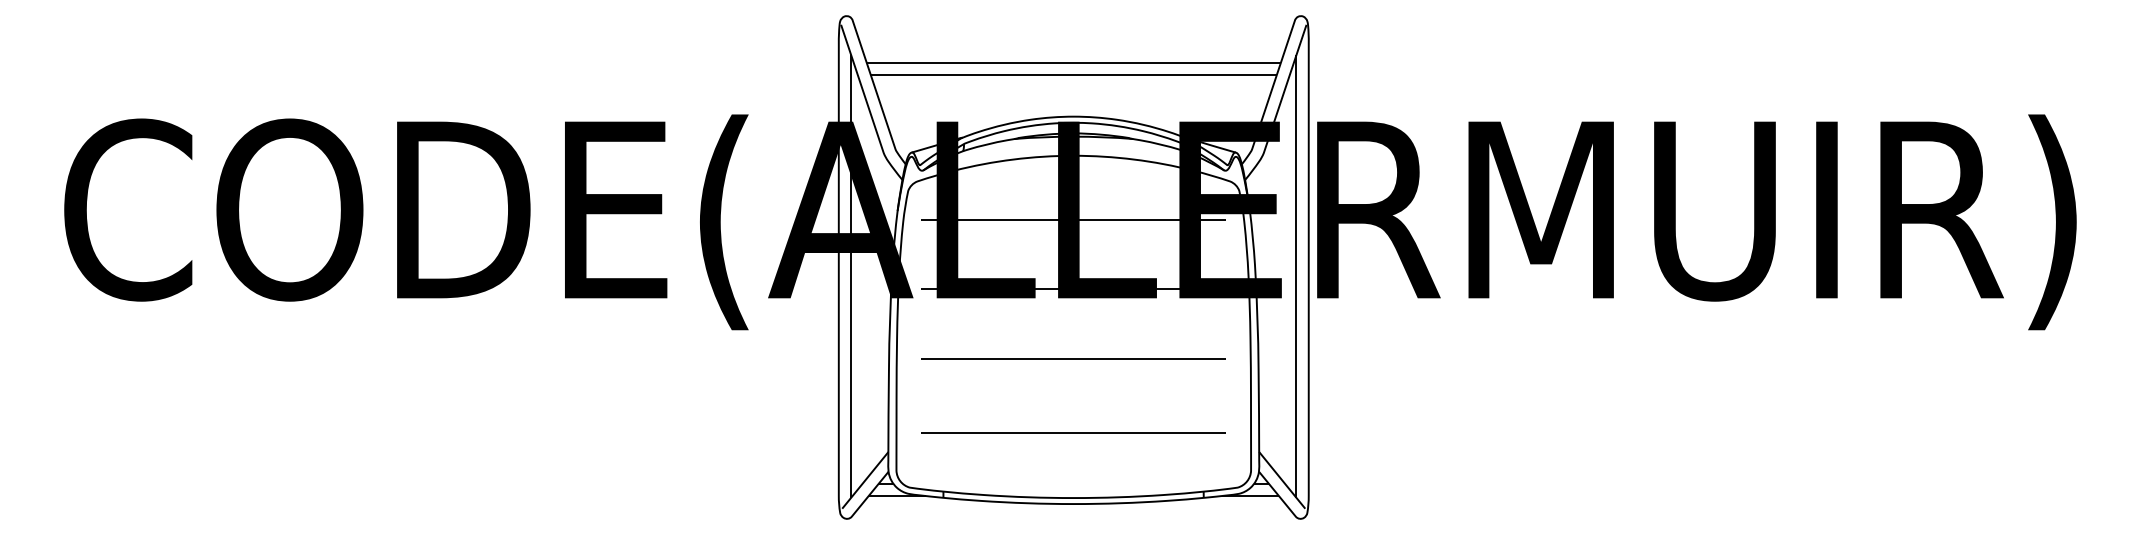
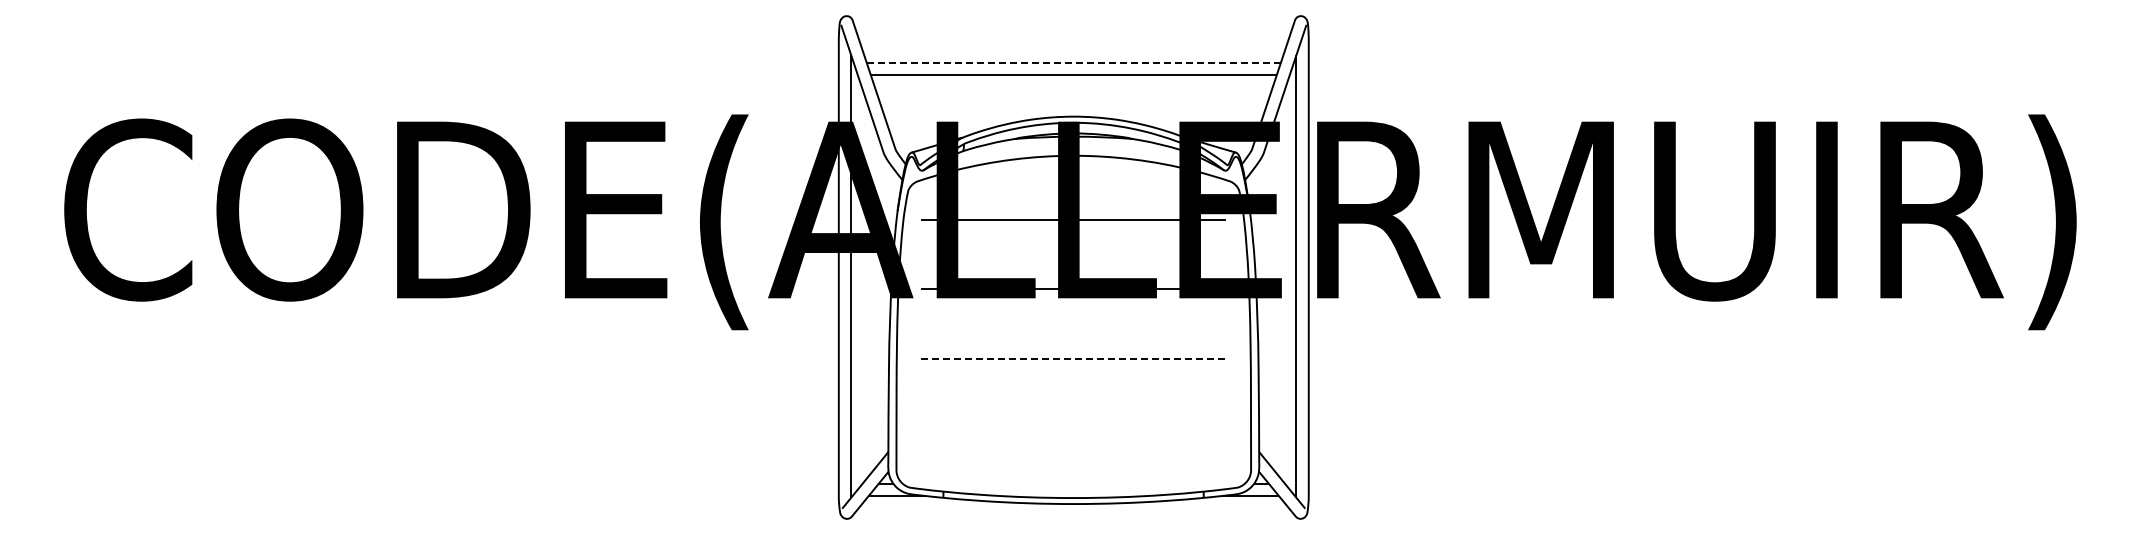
line: solid -> dashed (1073, 62)
line: solid -> dashed (1073, 358)
line: present -> none (1073, 432)
